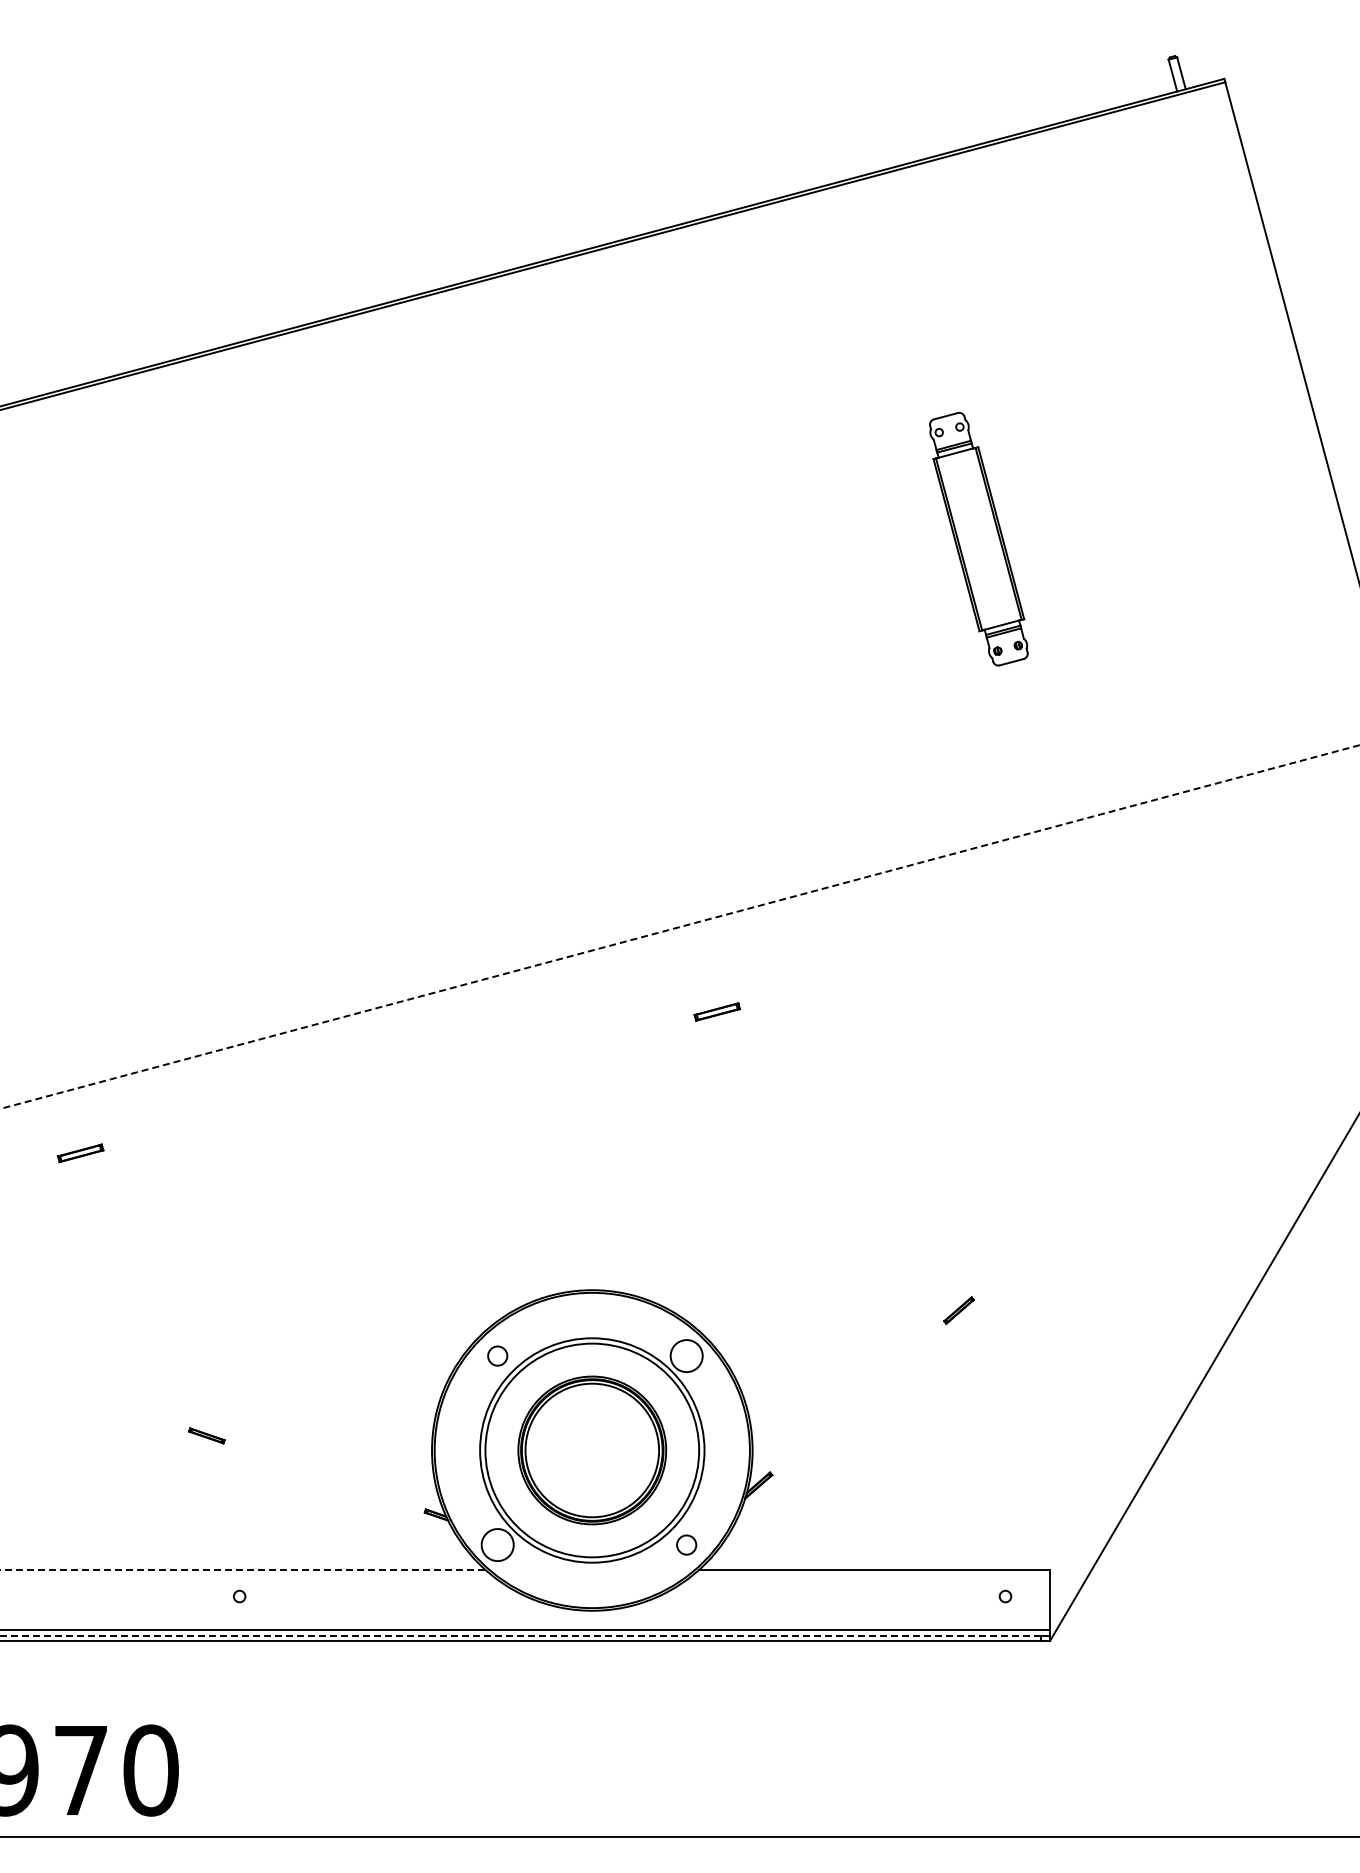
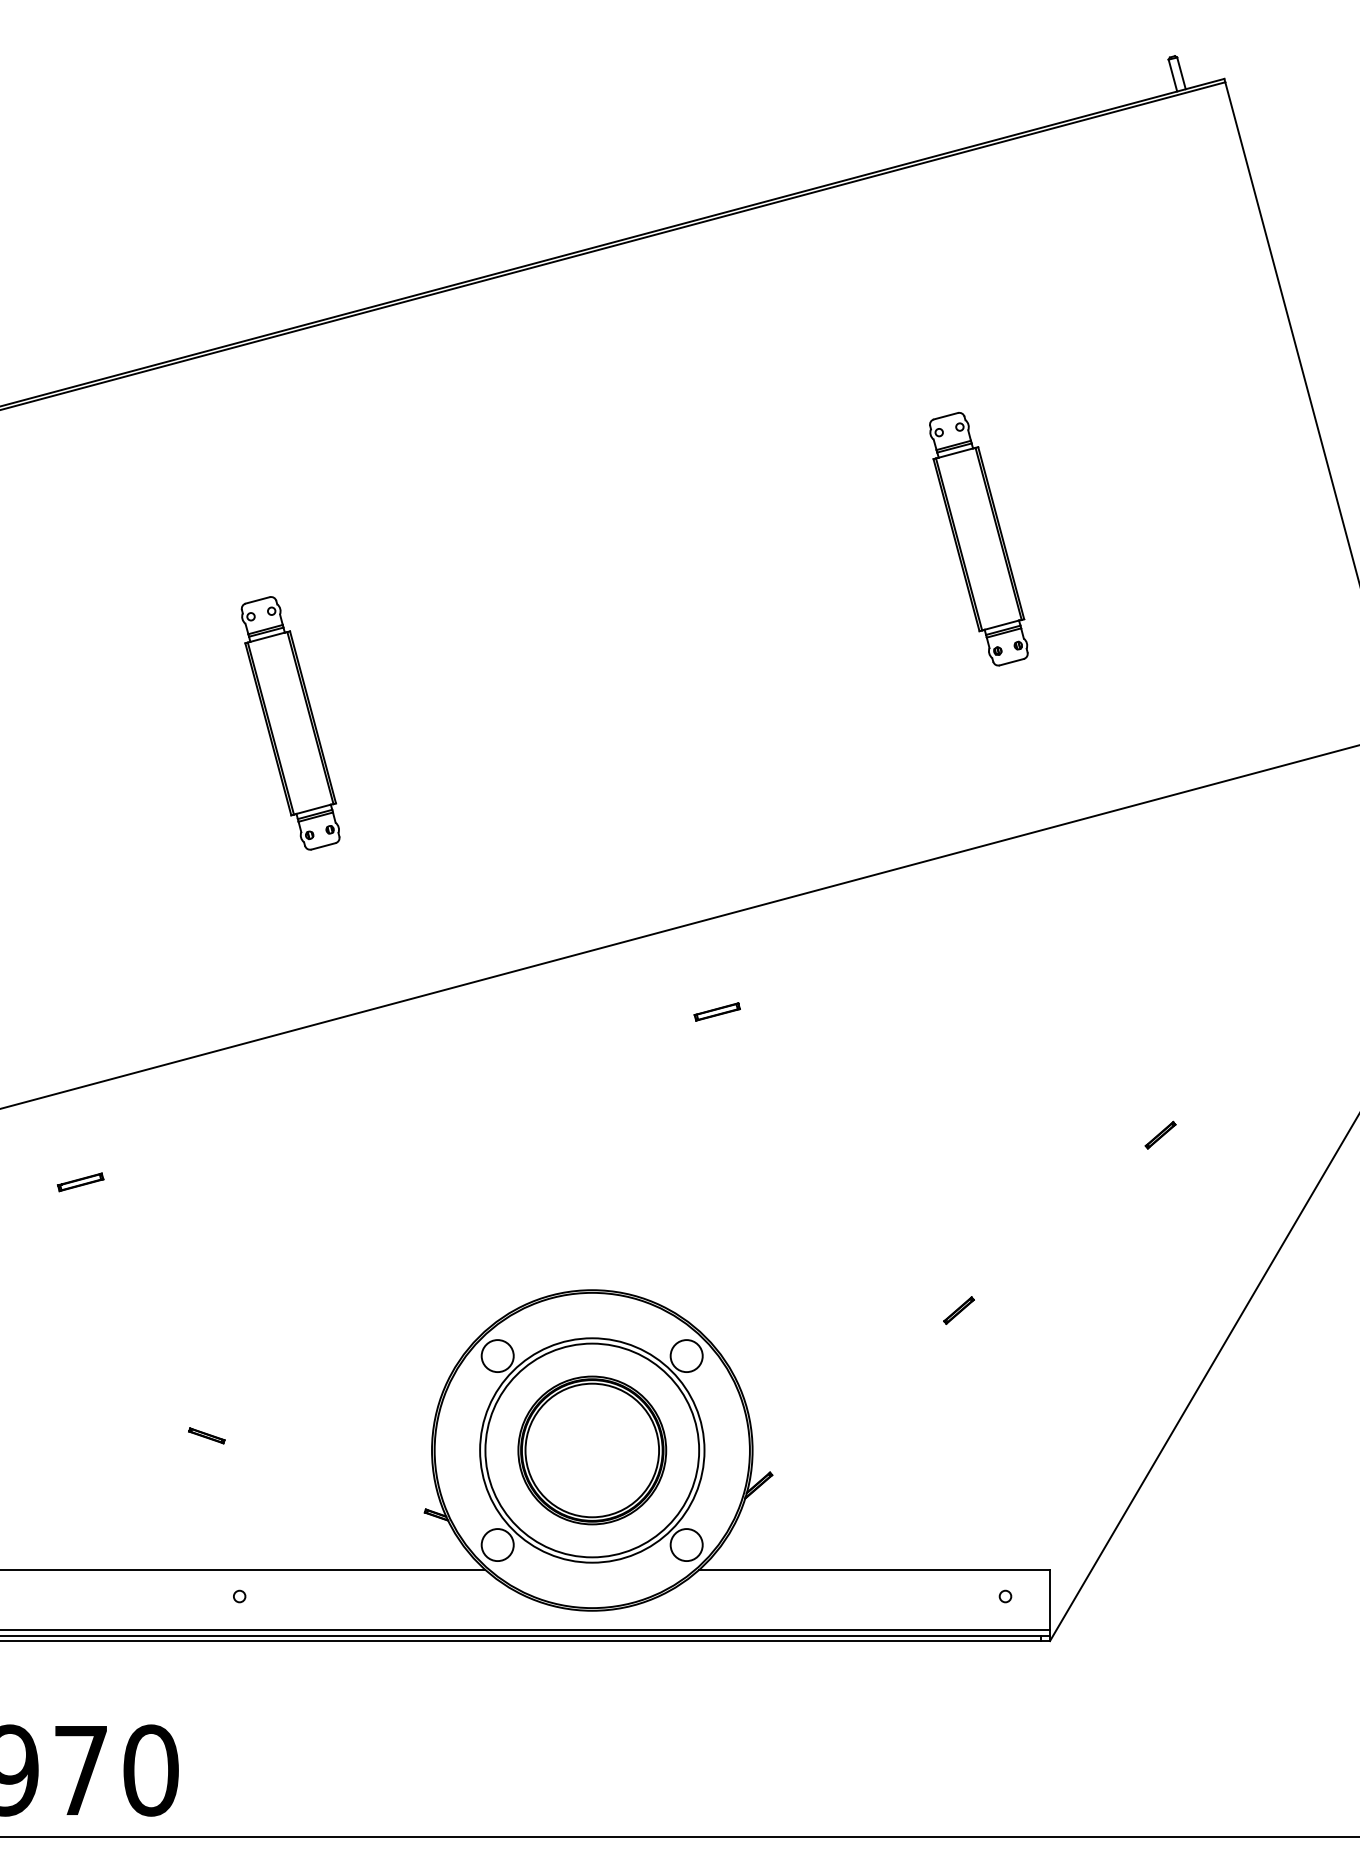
part: none -> present (290, 723)
line: dashed -> solid (679, 927)
part: none -> present (1160, 1134)
part position: (80, 1153) -> (80, 1182) (80, 1182)
circle diameter: 19 px -> 32 px (497, 1356)
circle diameter: 19 px -> 32 px (686, 1545)
line: dashed -> solid (242, 1569)
line: dashed -> solid (520, 1635)
